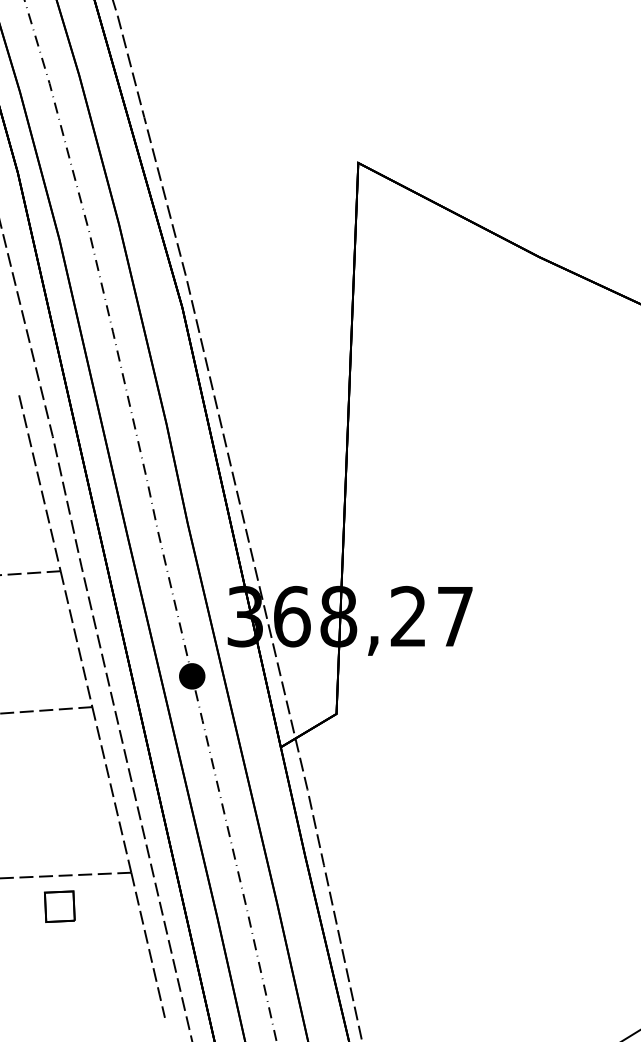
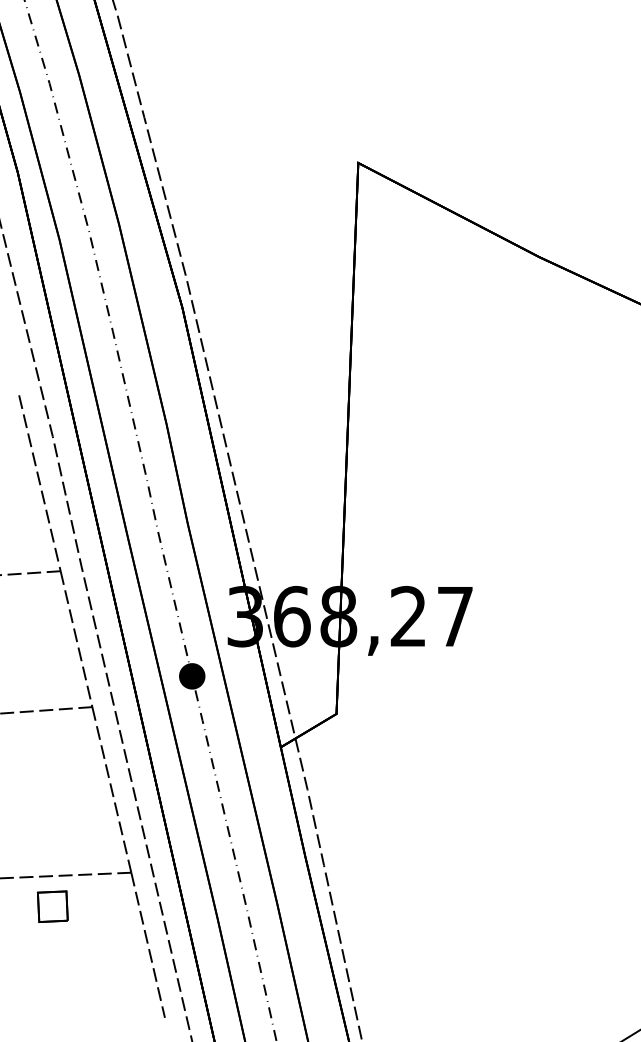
part position: (59, 906) -> (52, 906) (52, 906)
